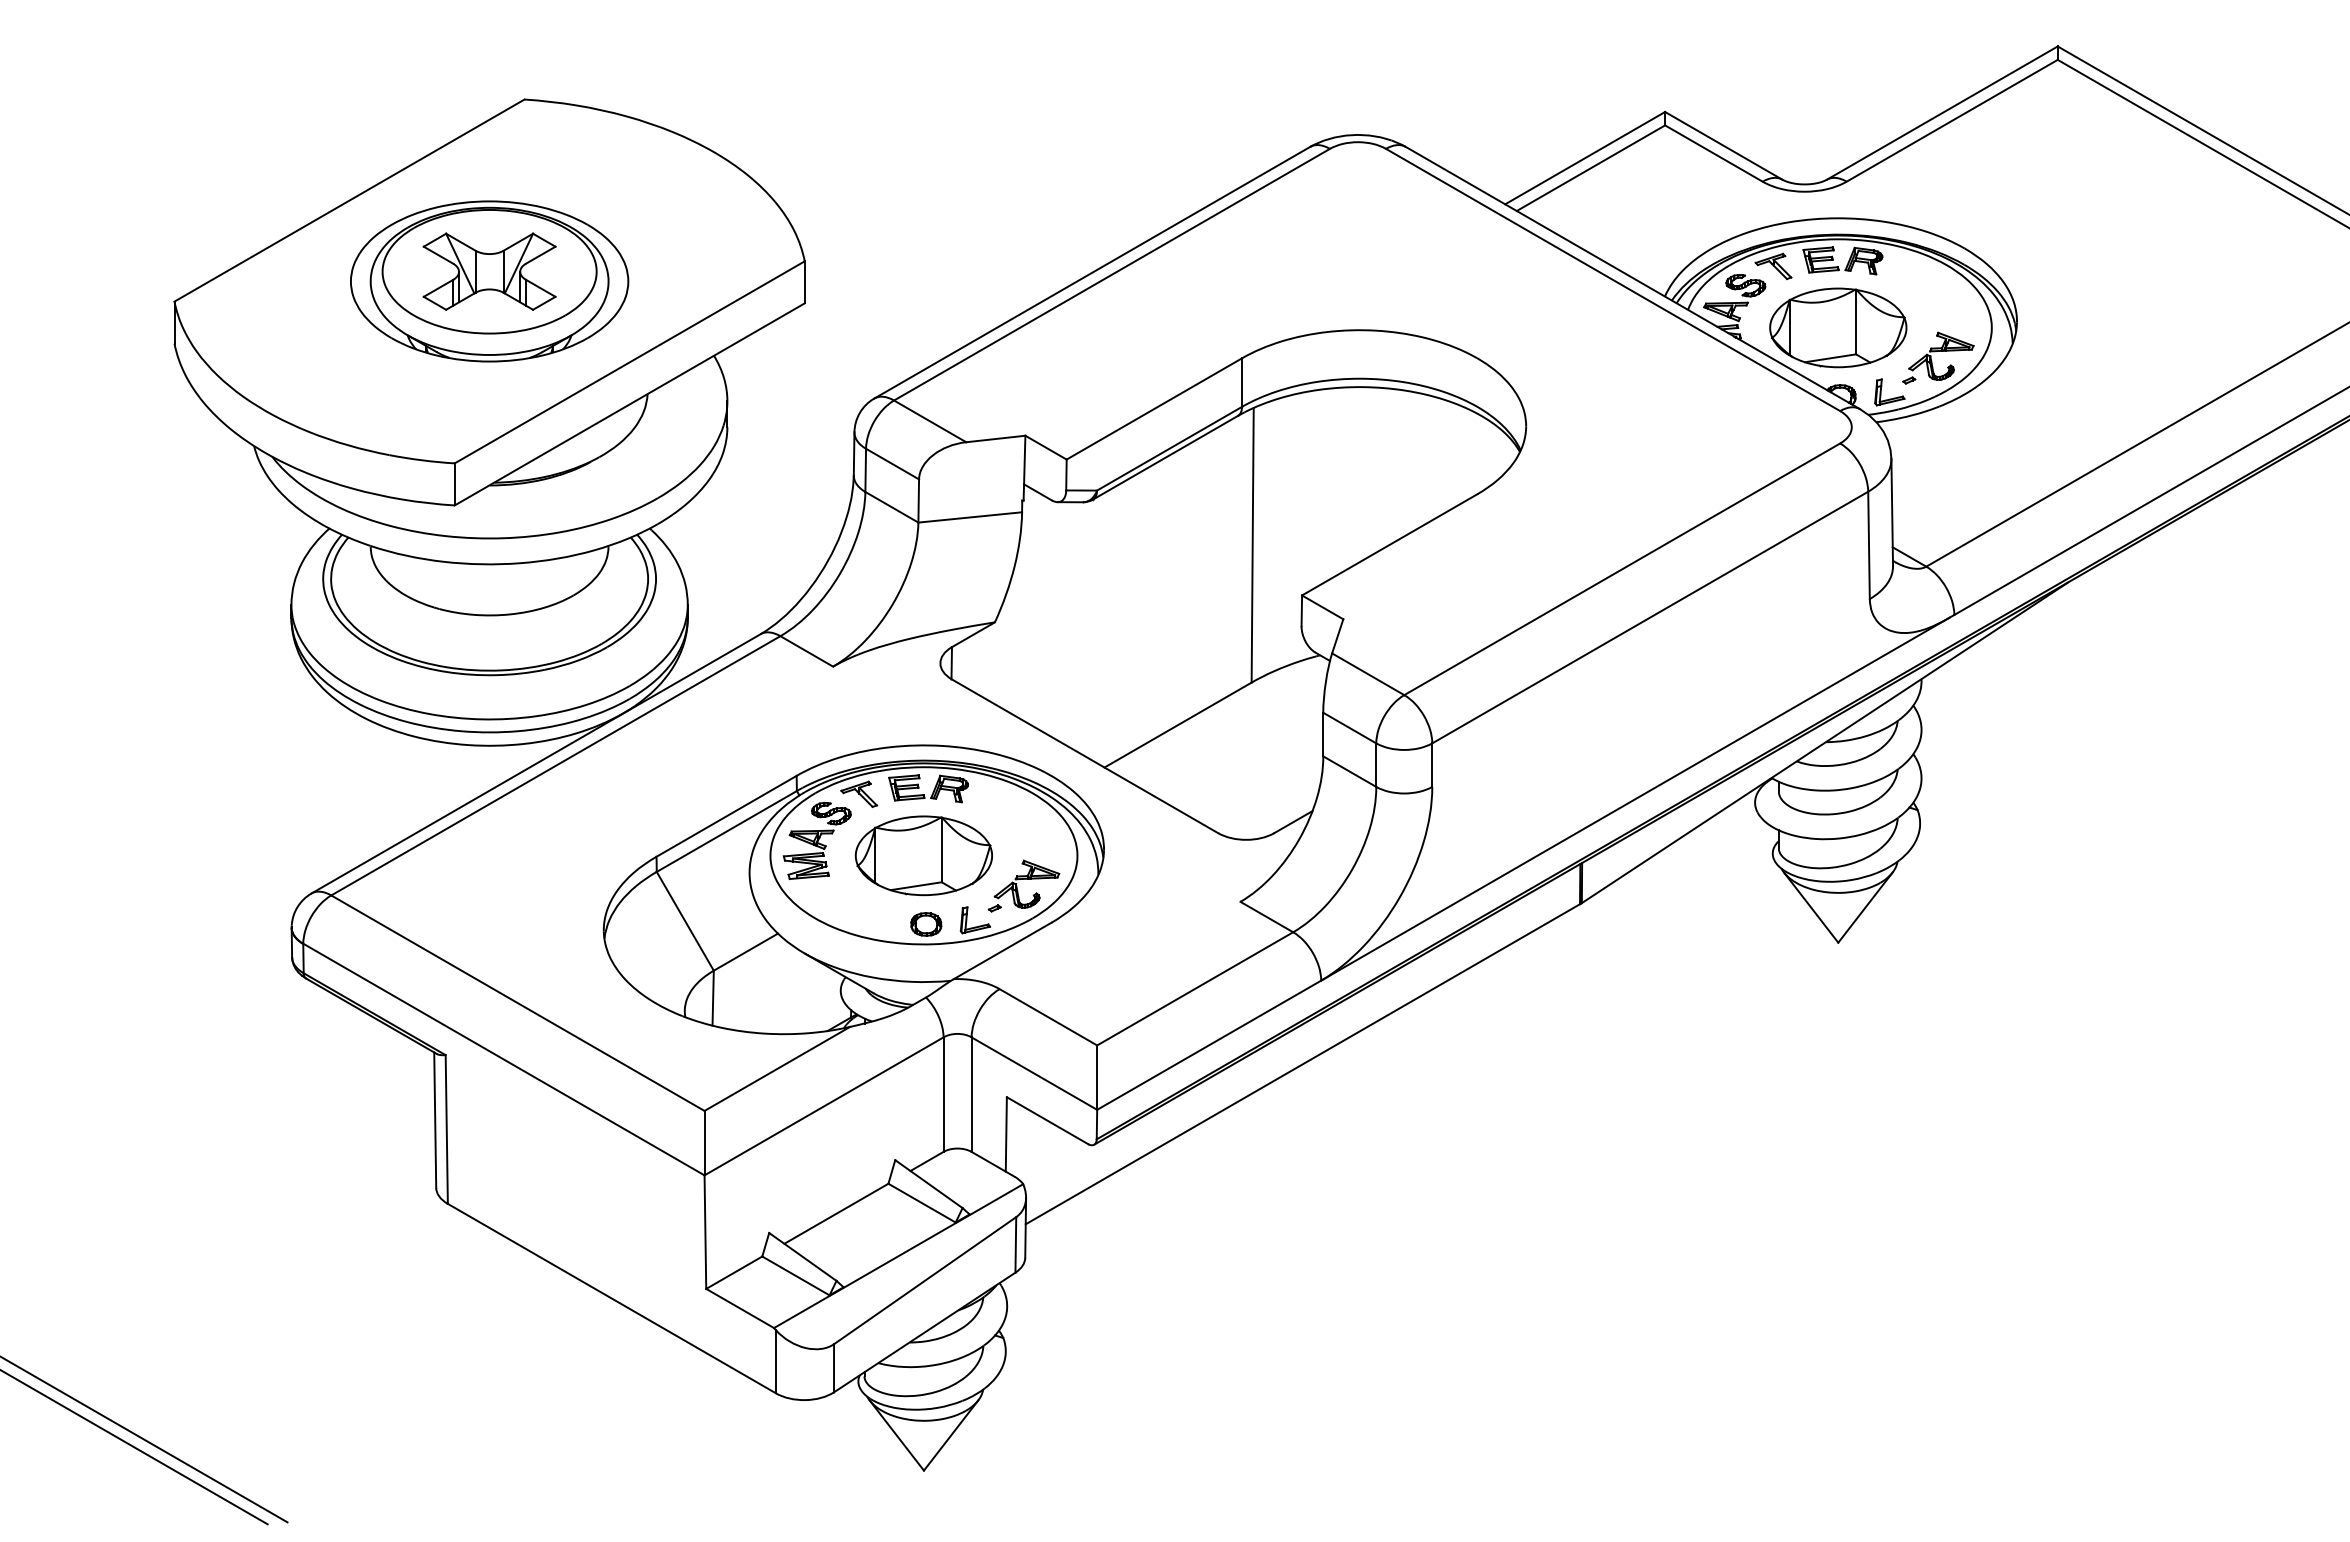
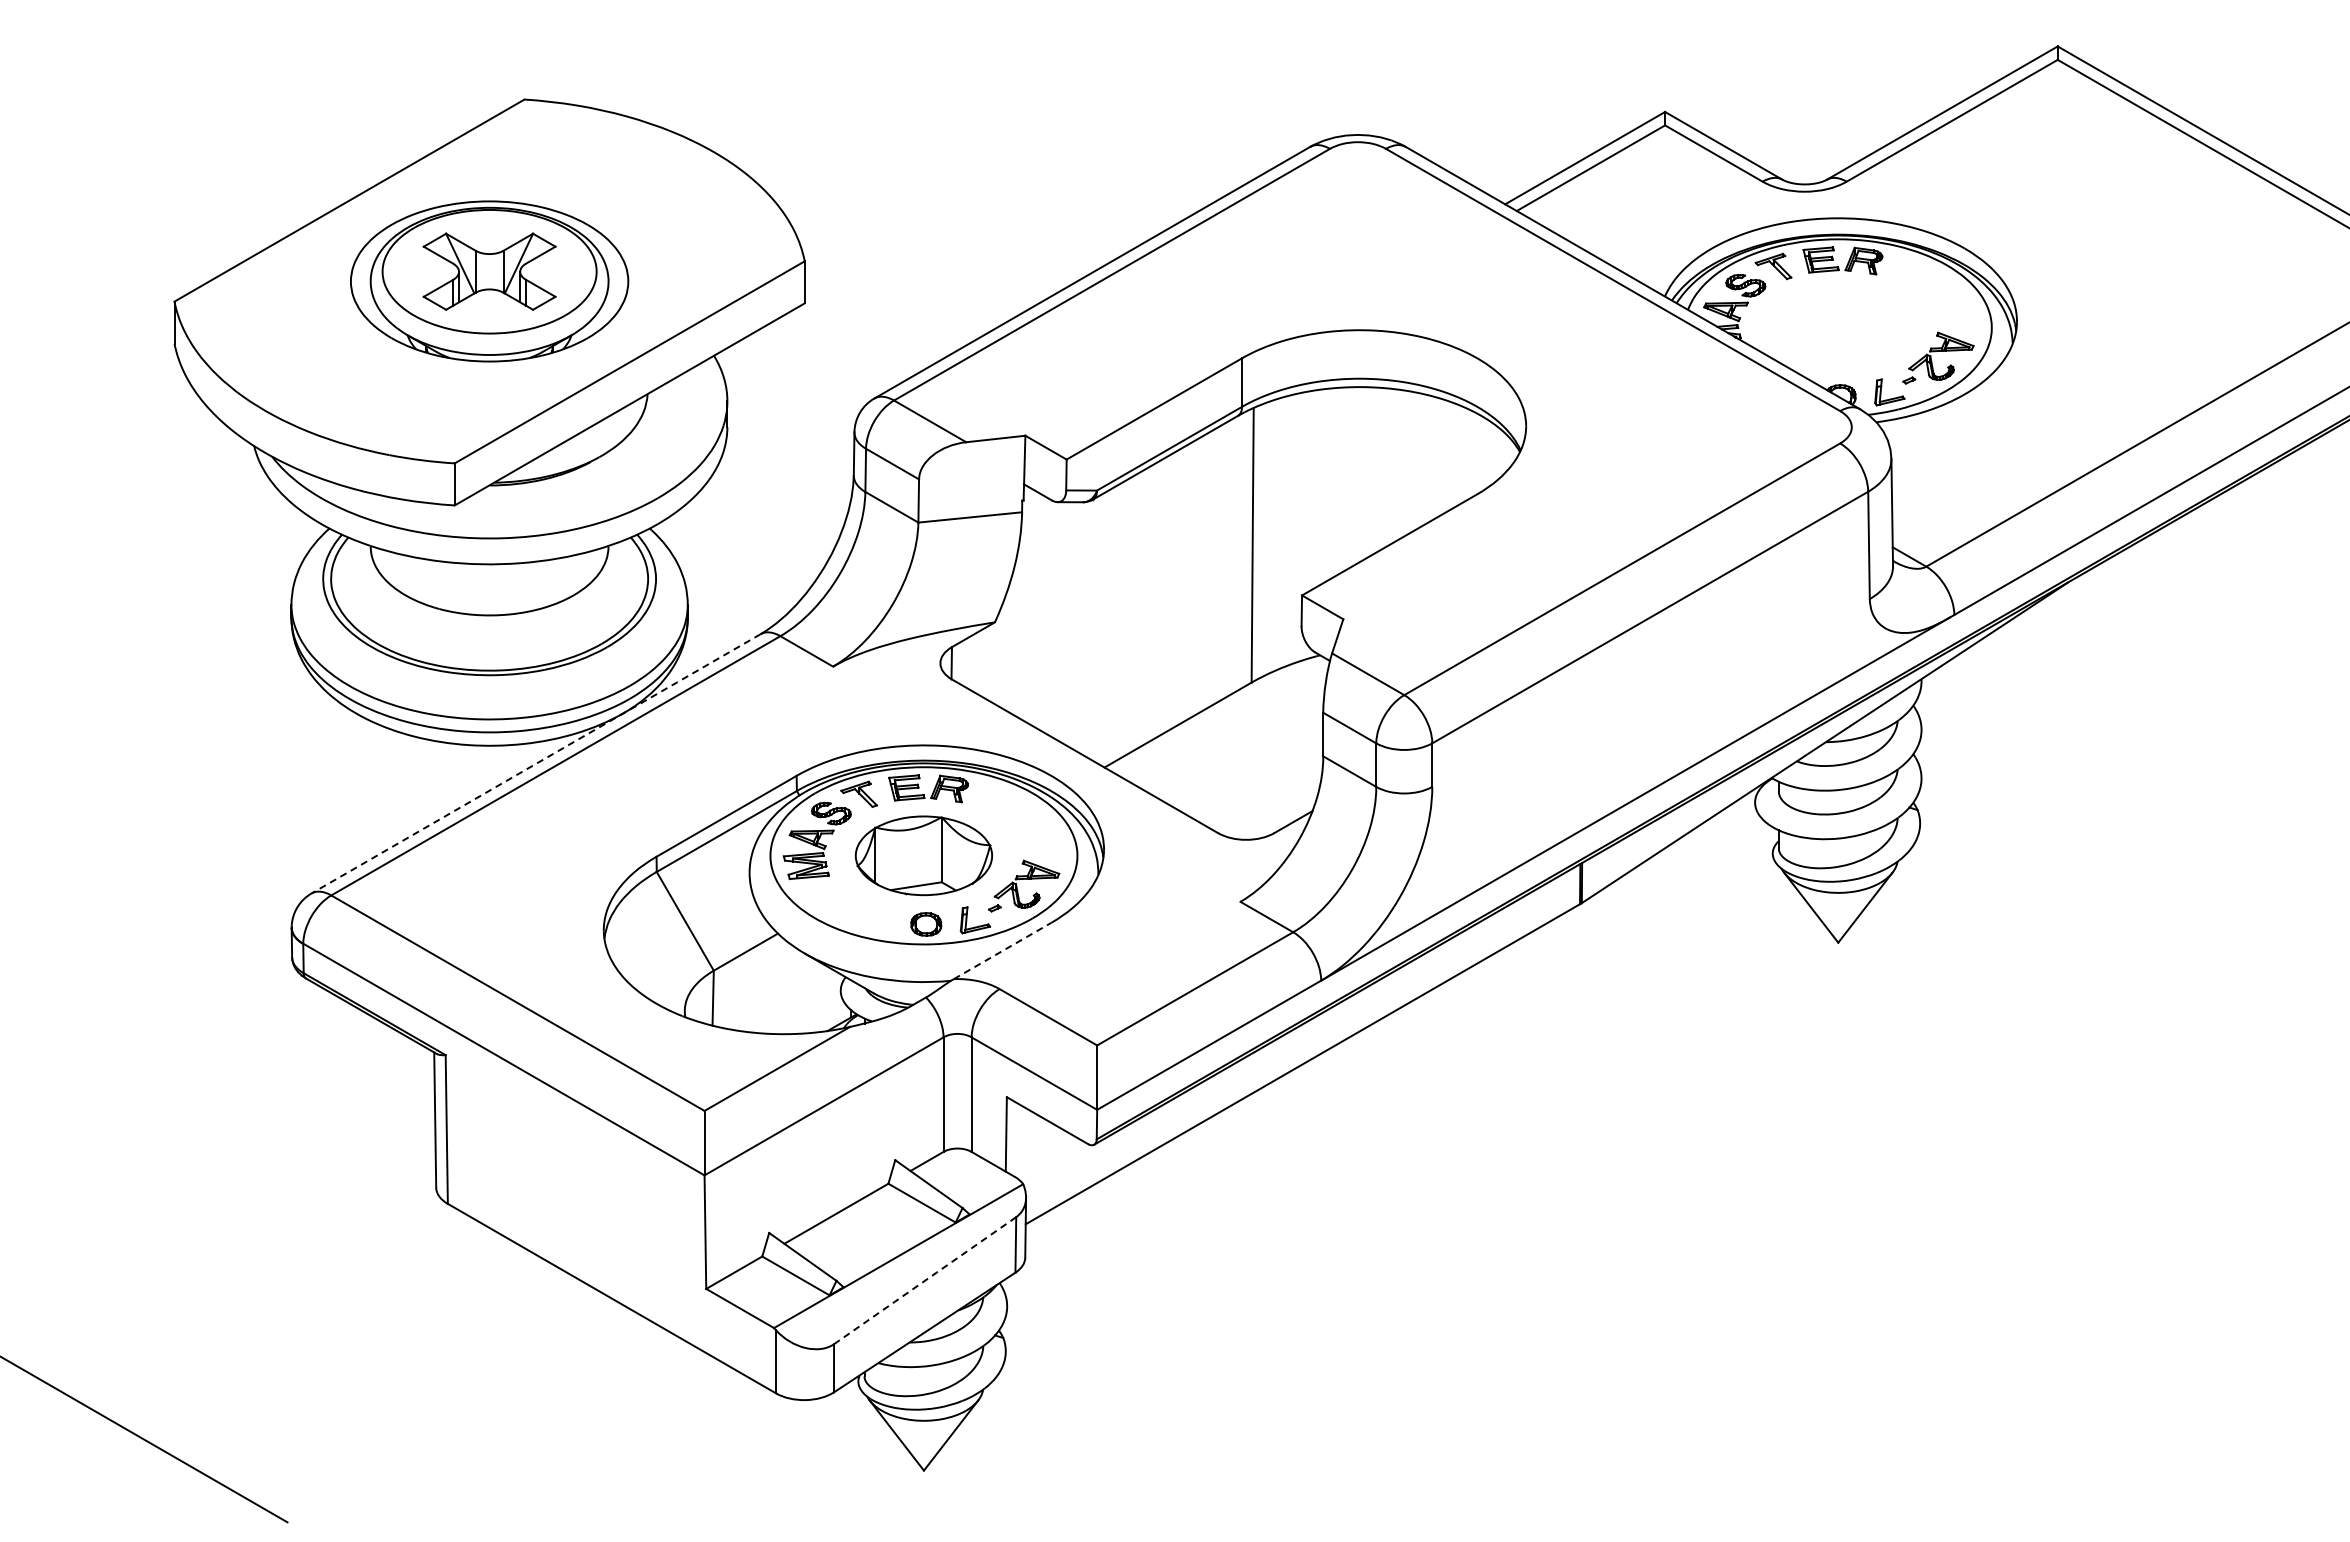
part: present -> none (1838, 327)
line: solid -> dashed (535, 764)
line: solid -> dashed (1003, 950)
line: solid -> dashed (924, 1280)
line: present -> none (134, 1447)
